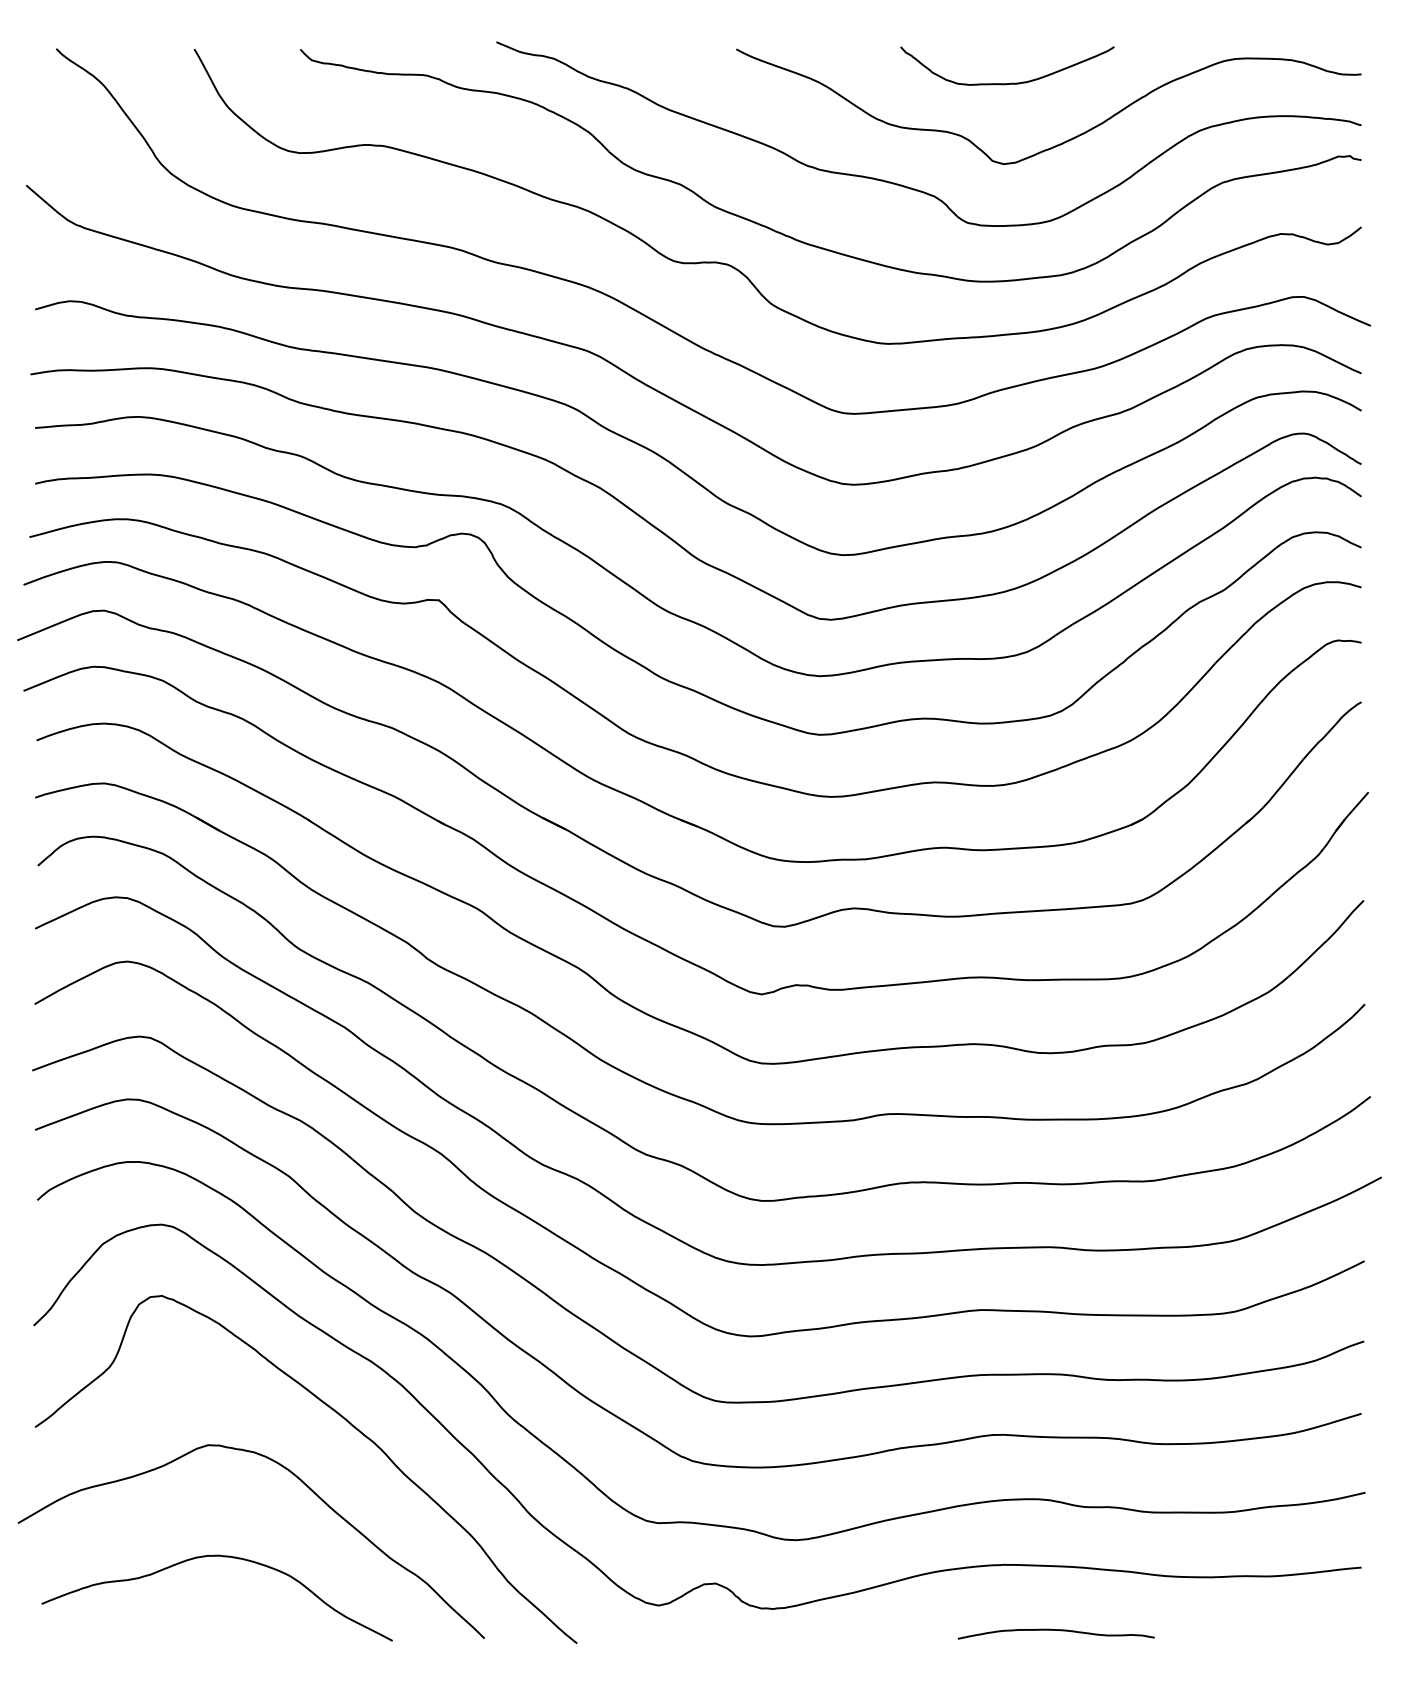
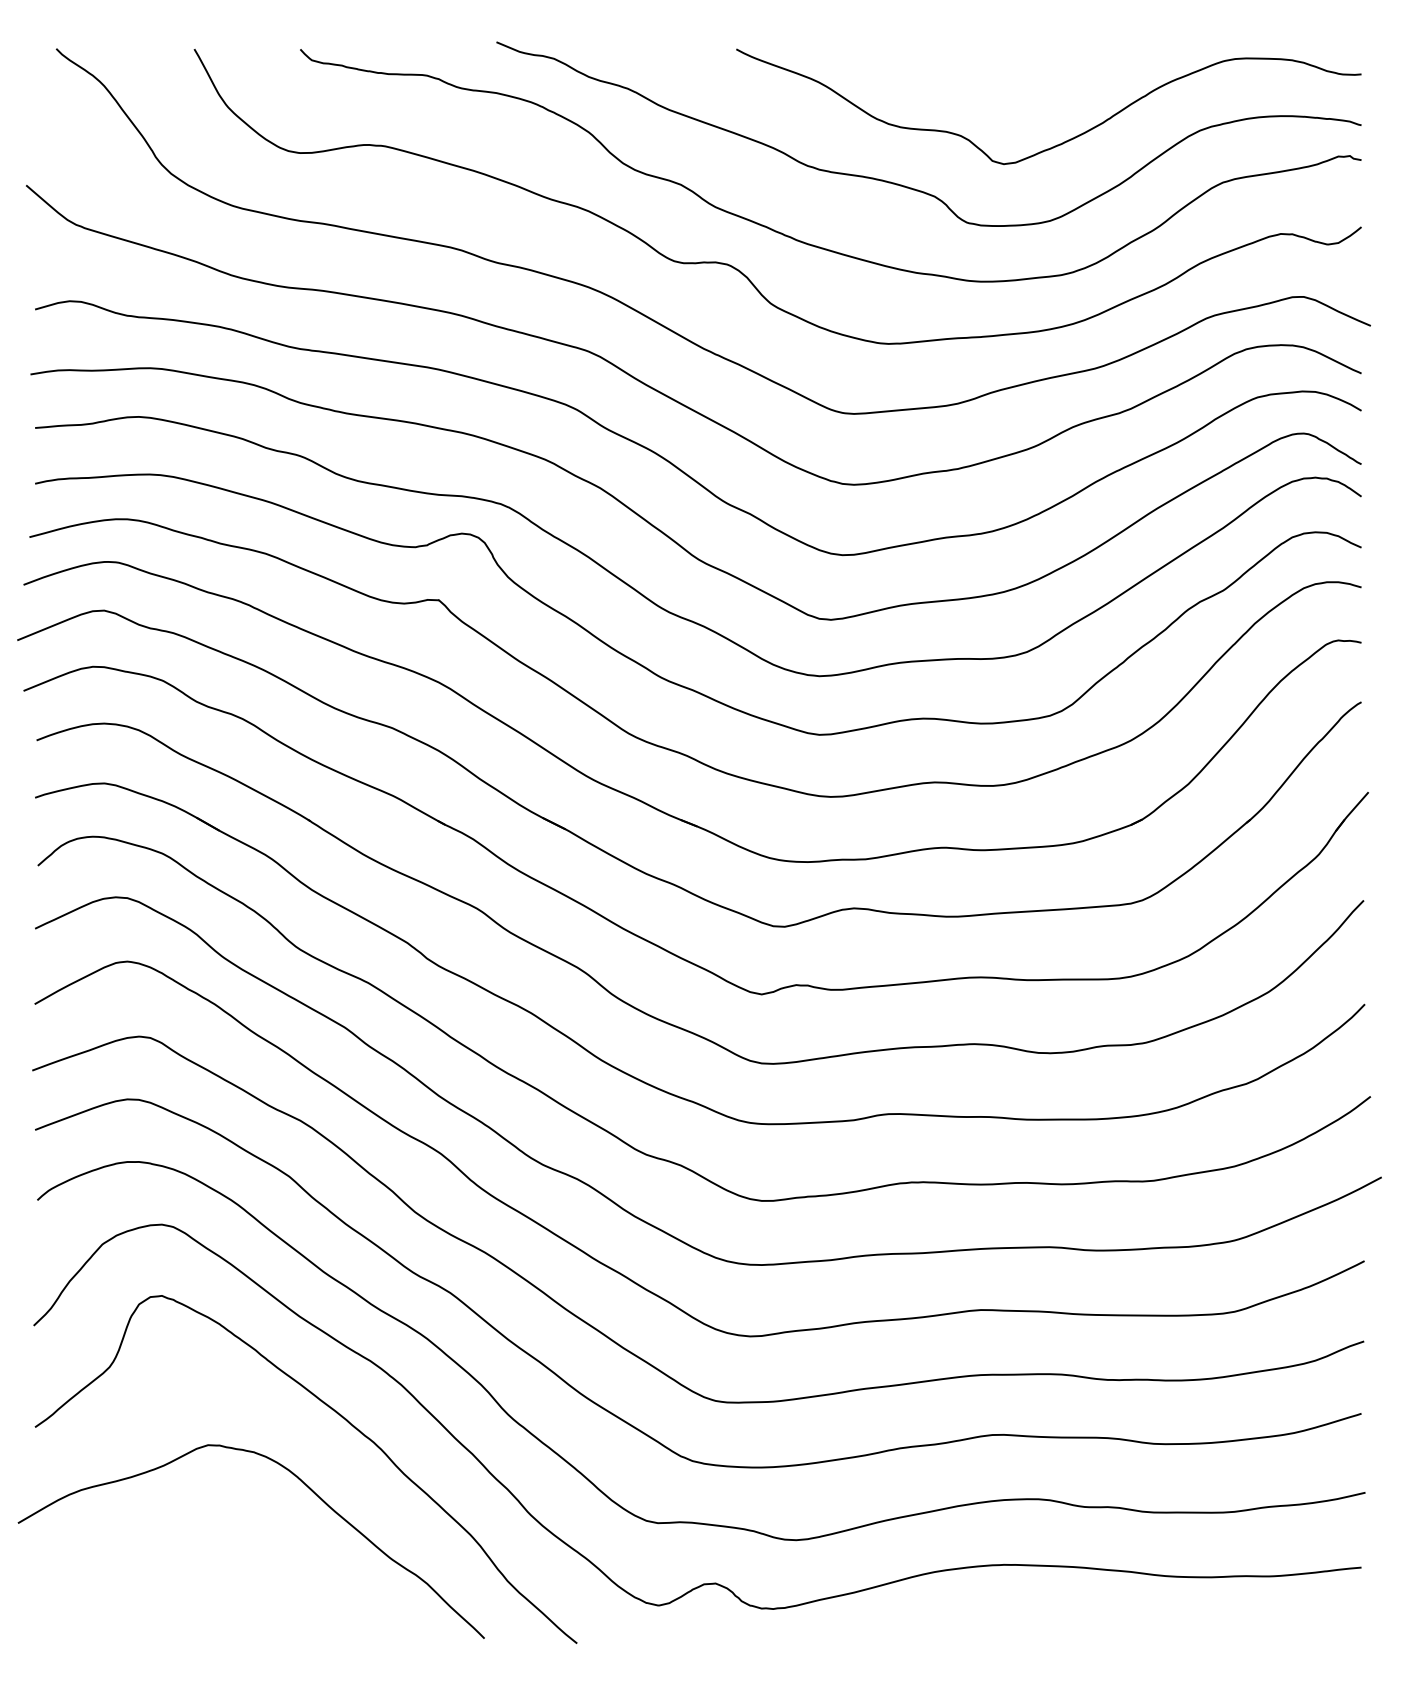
curve: present -> none (1011, 82)
curve: present -> none (223, 1557)
curve: present -> none (1055, 1630)
